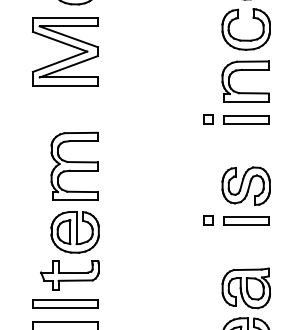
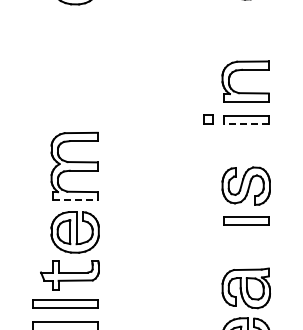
part: present -> none (245, 39)
part: present -> none (67, 45)
line: solid -> dashed (246, 124)
line: solid -> dashed (75, 200)
part: present -> none (208, 220)
